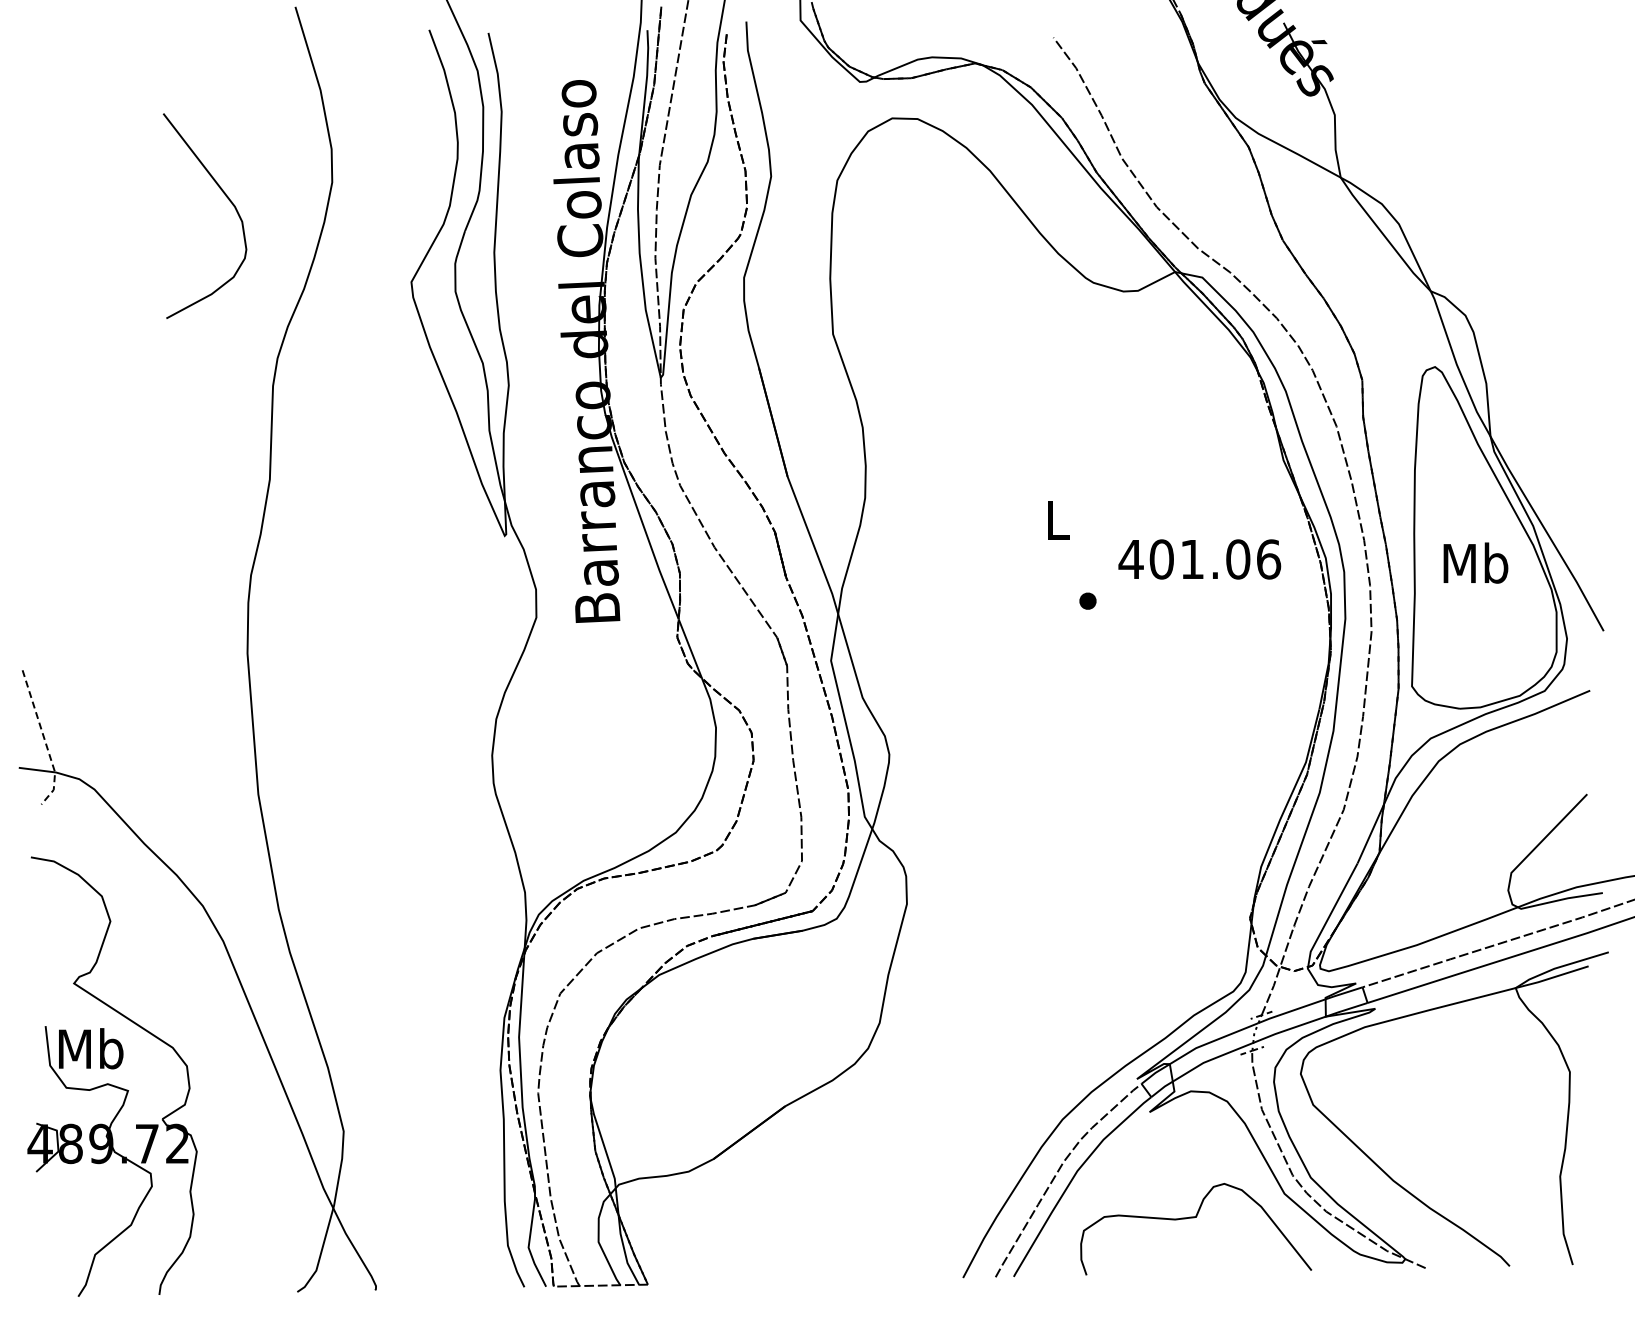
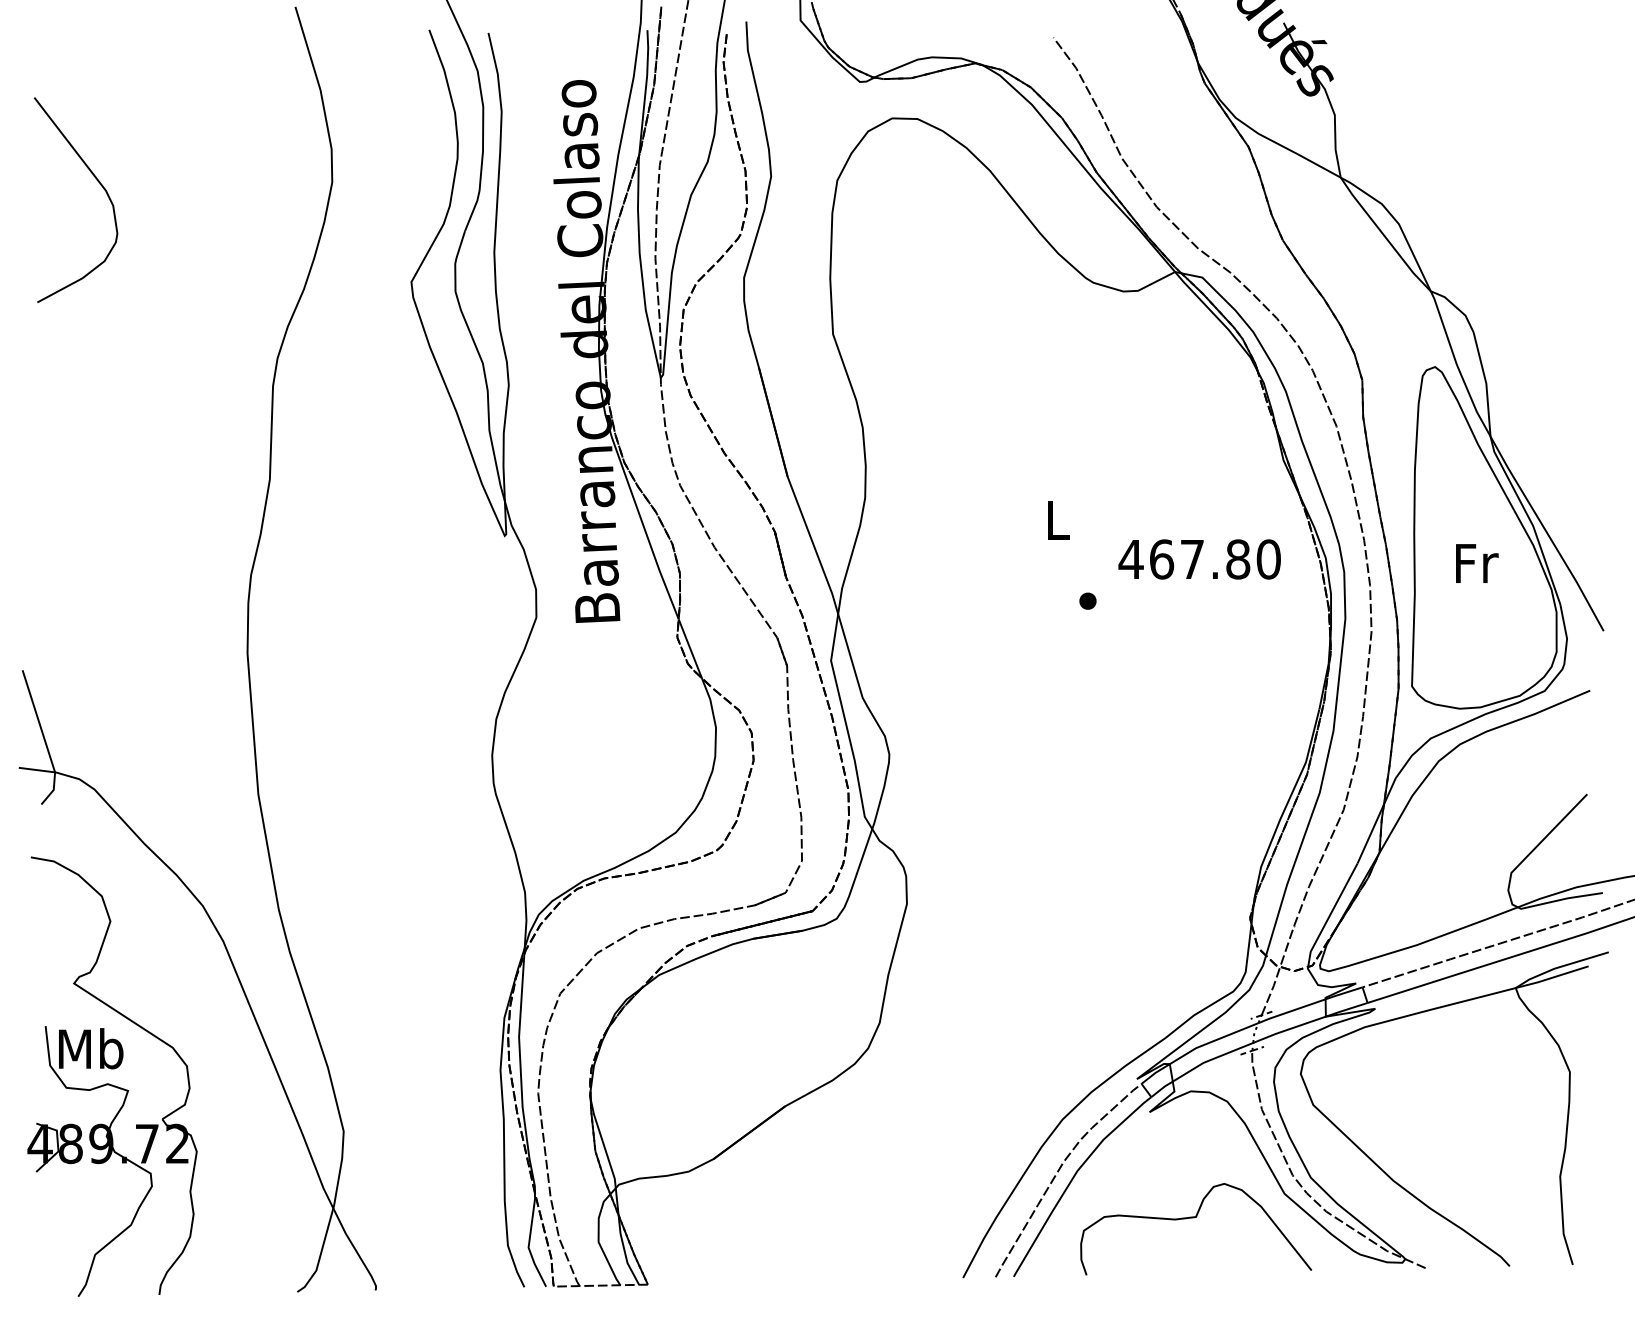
curve position: (225, 196) -> (96, 180) (96, 180)
text: 401.06 -> 467.80 (1215, 559)
text: Mb -> Fr (1475, 562)
line: dashed -> solid (44, 740)
